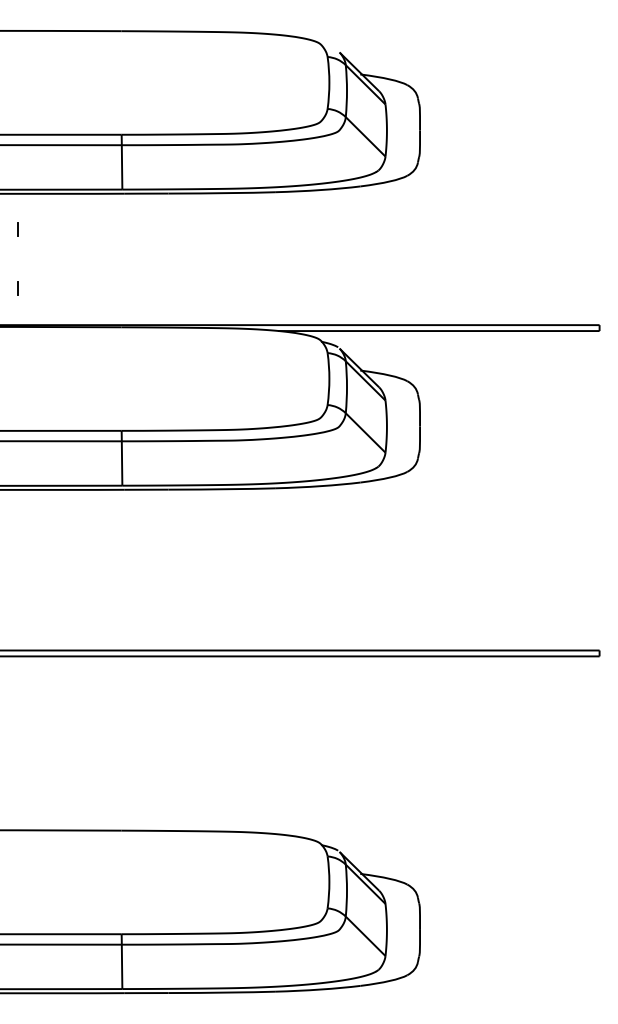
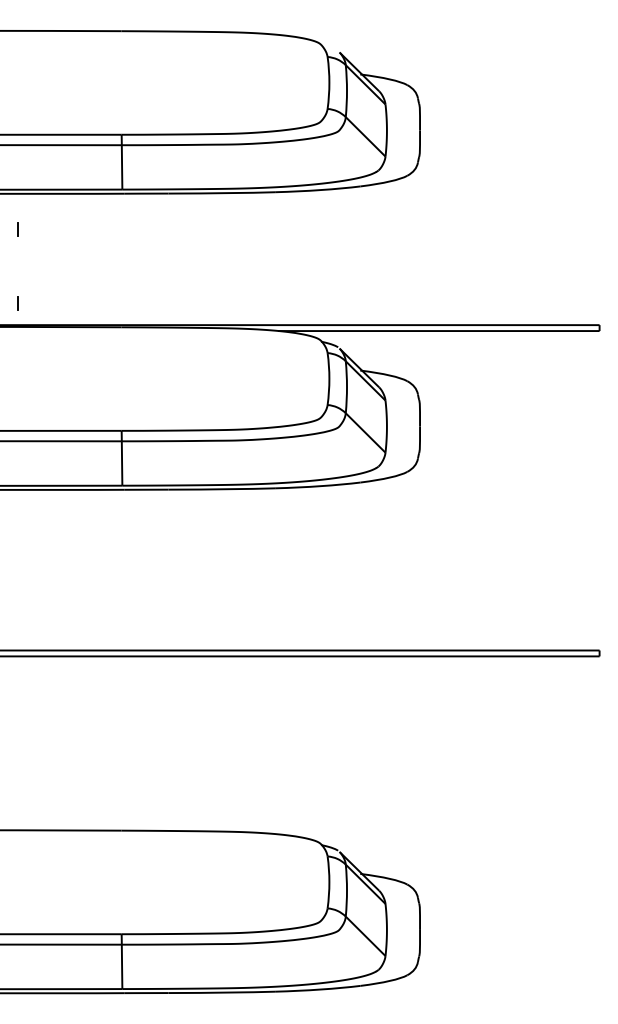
line position: (17, 288) -> (17, 303) (17, 303)
